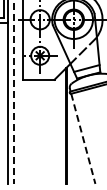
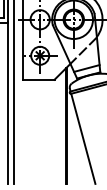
line: dashed -> solid (13, 92)
line: dashed -> solid (83, 138)
